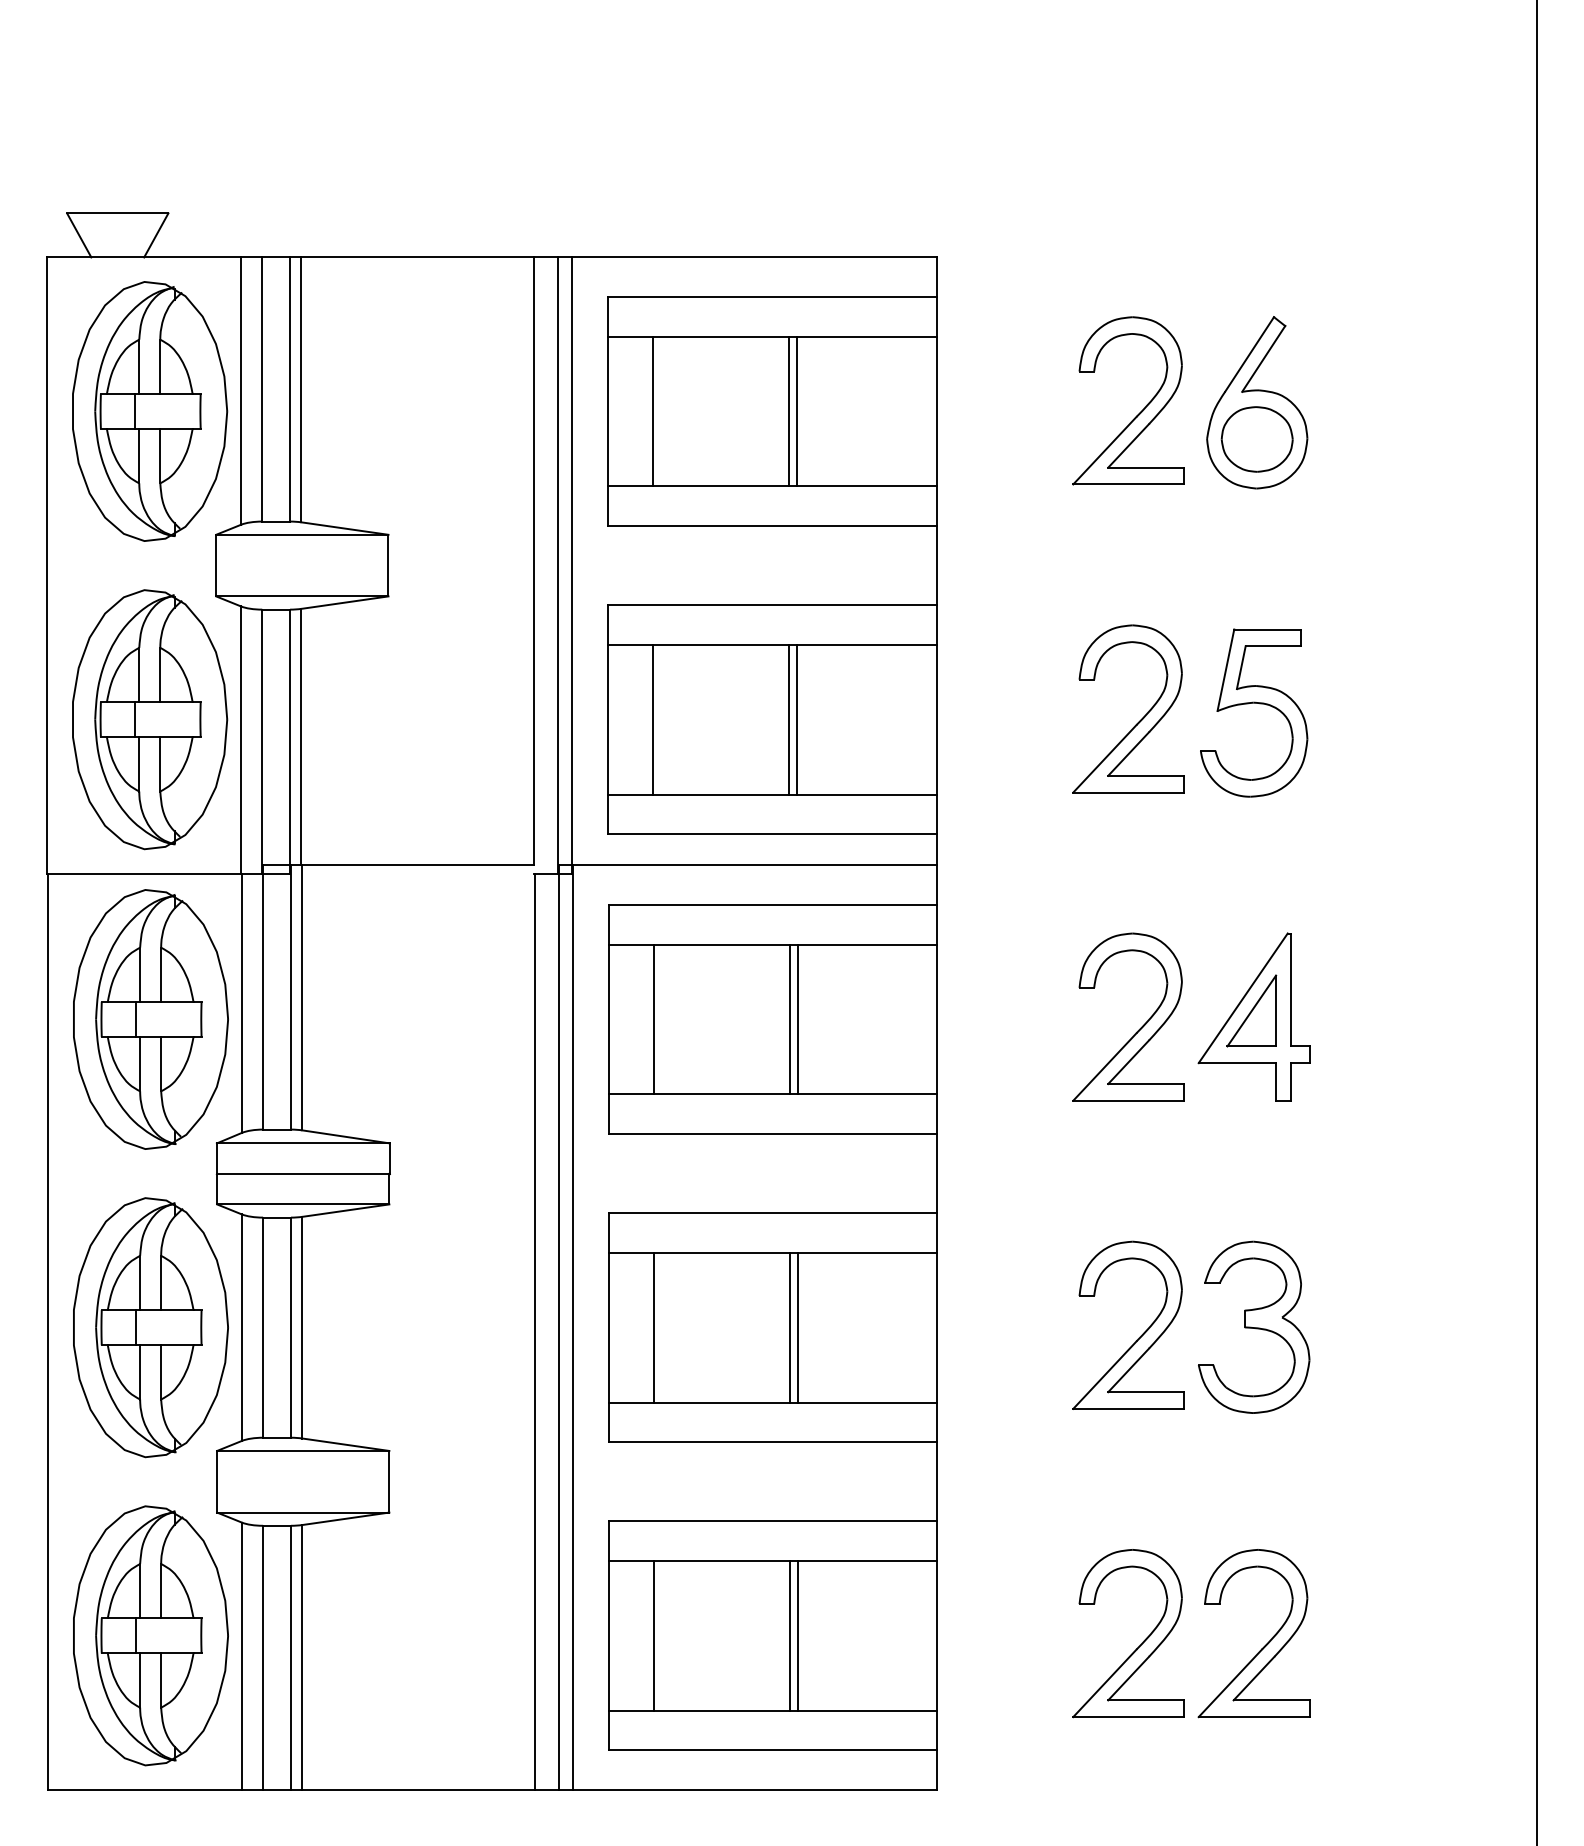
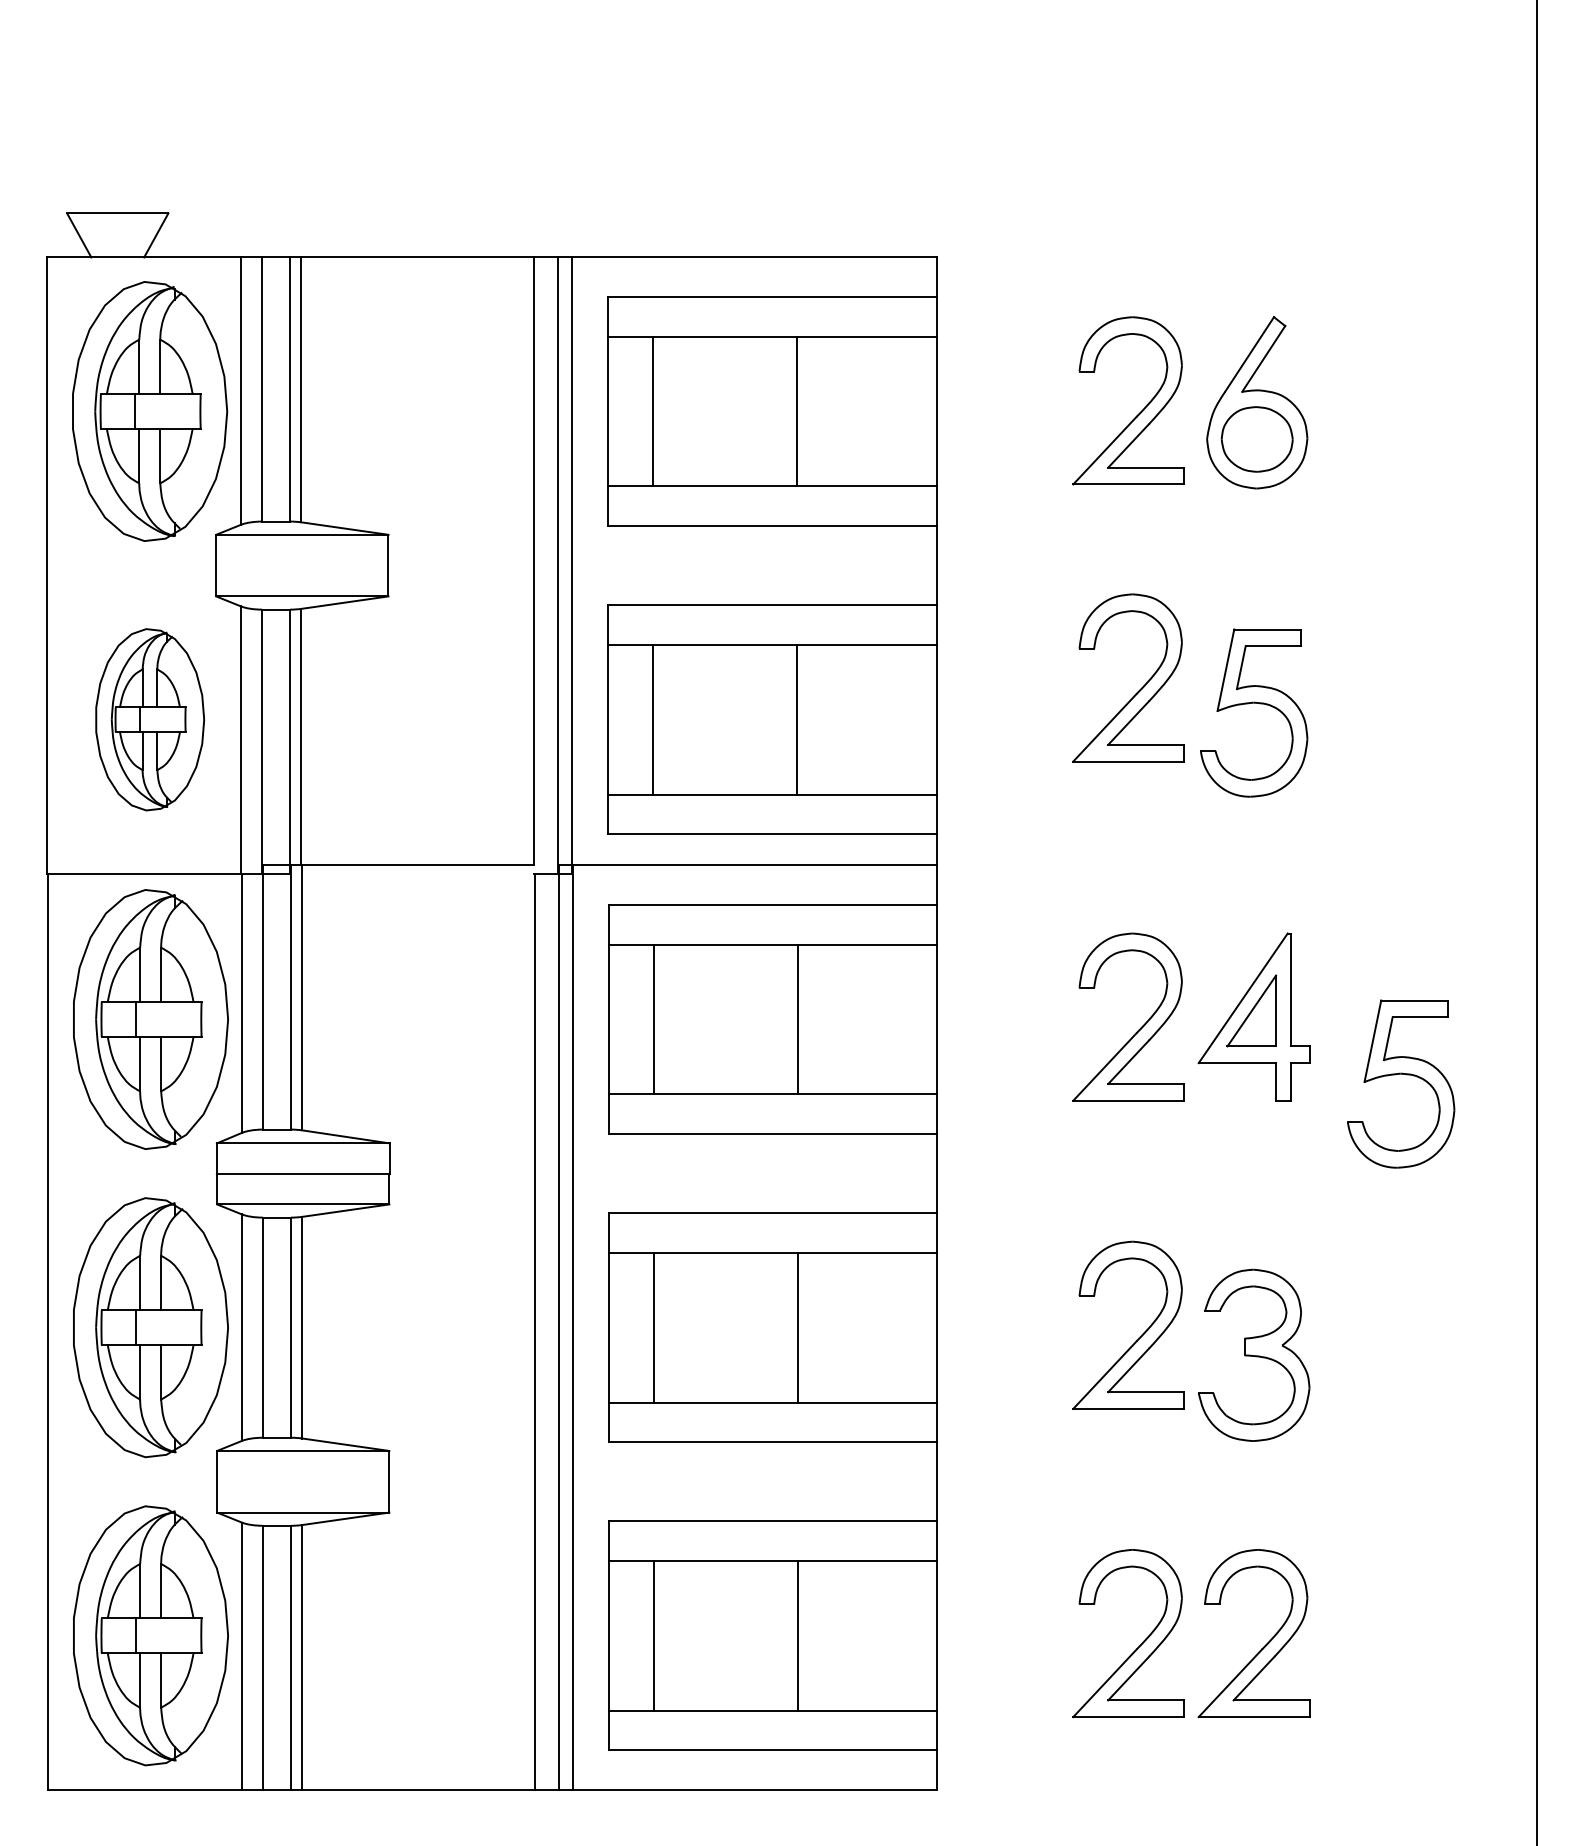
line: present -> none (789, 411)
part size: 157x262 px -> 111x184 px (150, 719)
line: present -> none (789, 719)
part position: (1140, 719) -> (1140, 688) (1140, 688)
line: present -> none (789, 1019)
part: none -> present (1401, 1074)
part position: (1254, 1326) -> (1254, 1354) (1254, 1354)
line: present -> none (789, 1327)
line: present -> none (789, 1635)
